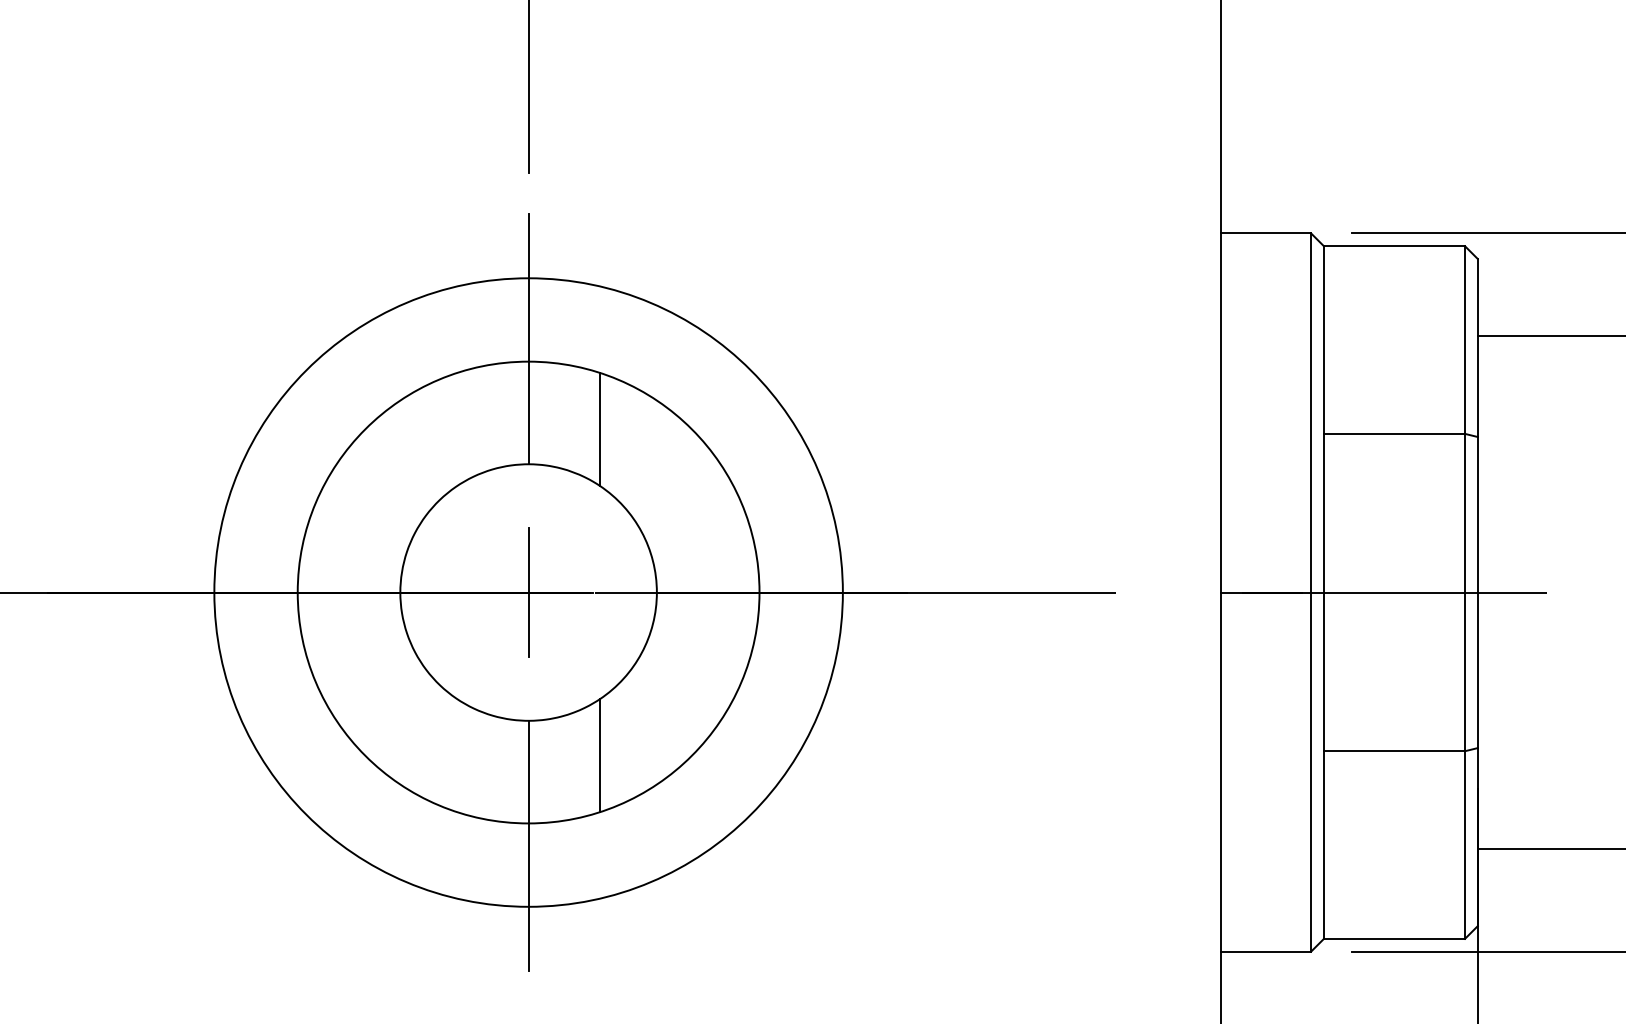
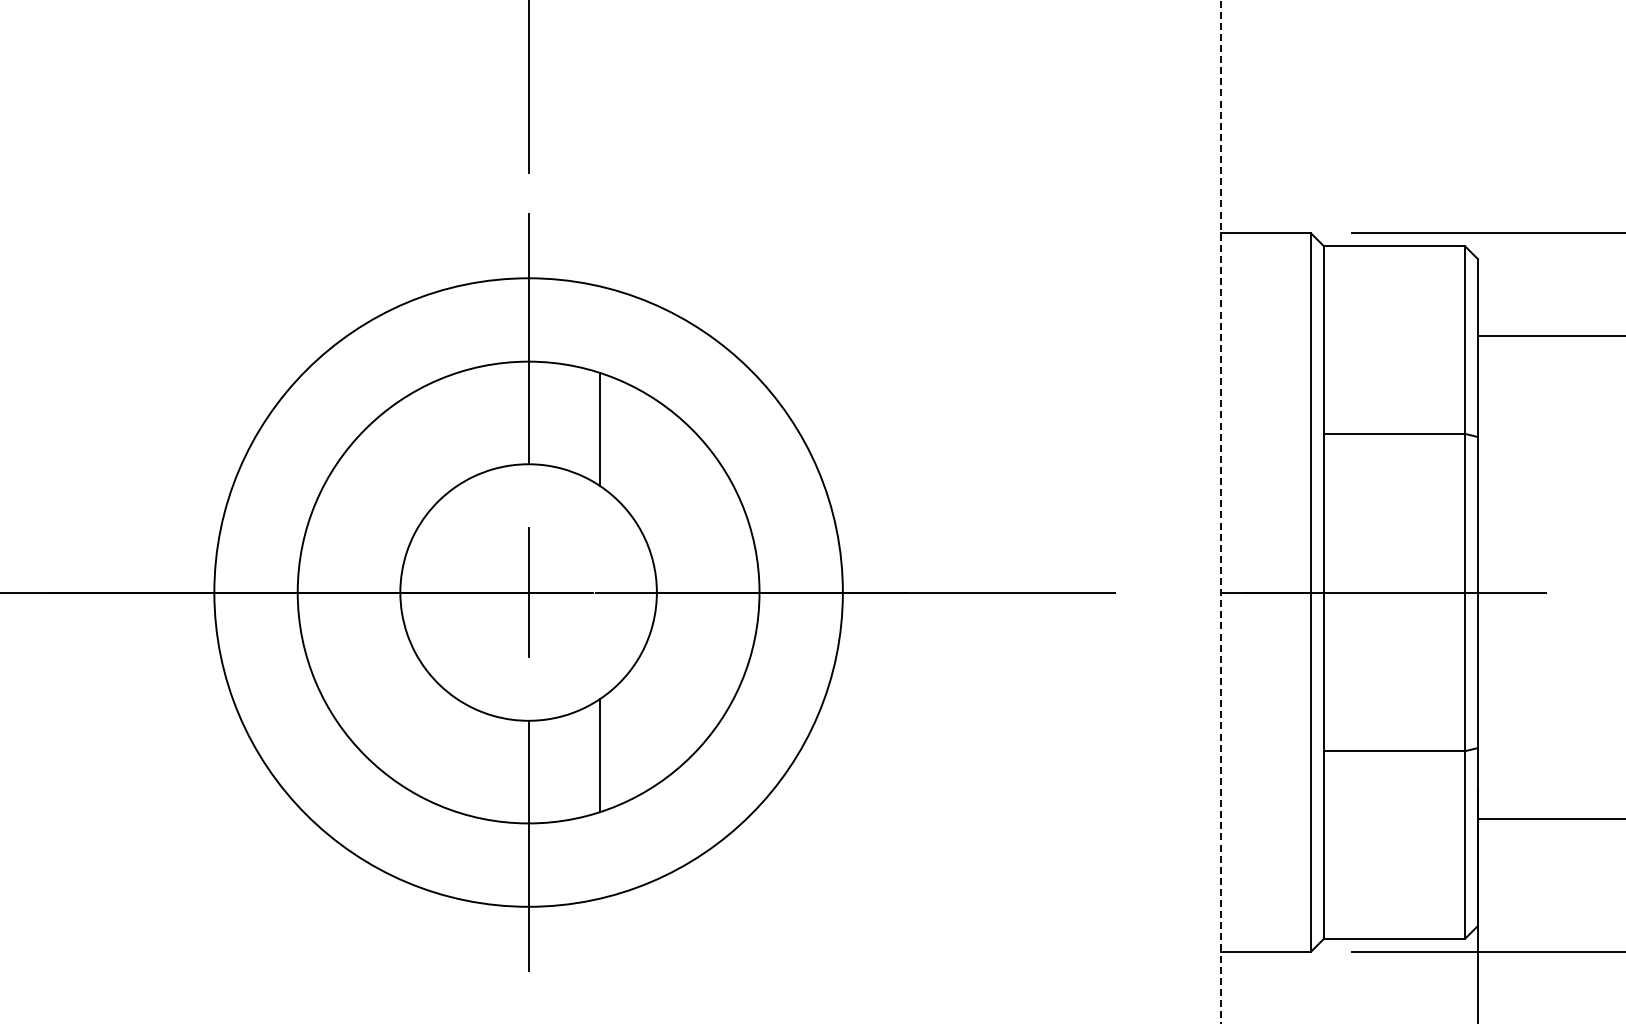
line: solid -> dashed (1221, 511)
line position: (1549, 849) -> (1549, 819) (1549, 819)
